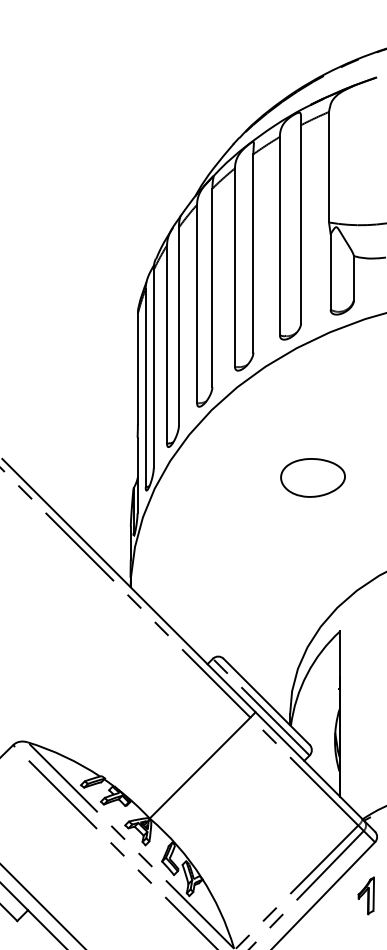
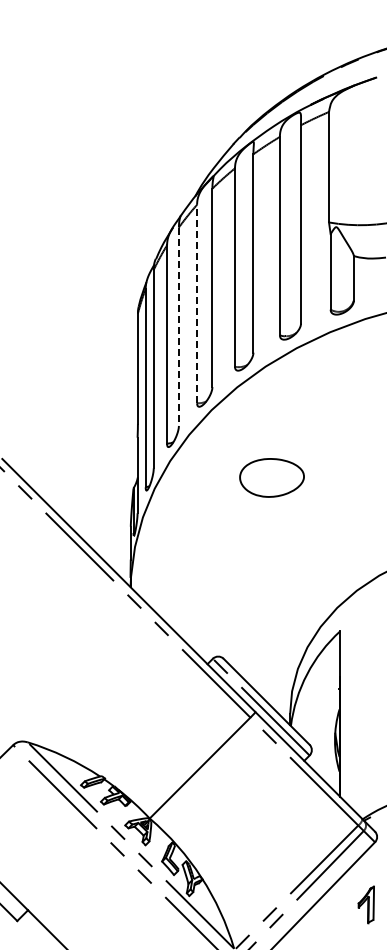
line: solid -> dashed (197, 303)
line: solid -> dashed (178, 327)
part position: (312, 477) -> (271, 477) (271, 477)
part position: (365, 895) -> (365, 904) (365, 904)
line: present -> none (42, 906)
